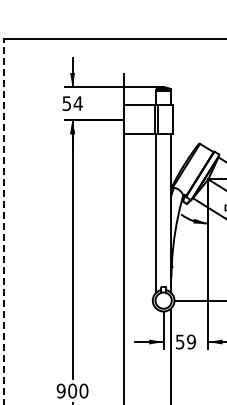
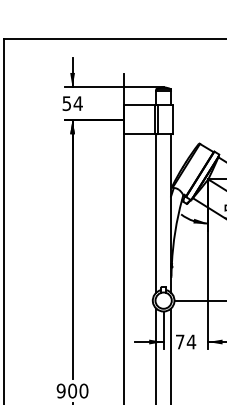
line: dashed -> solid (3, 221)
text: 59 -> 74 (186, 341)
line: none -> present (156, 354)
